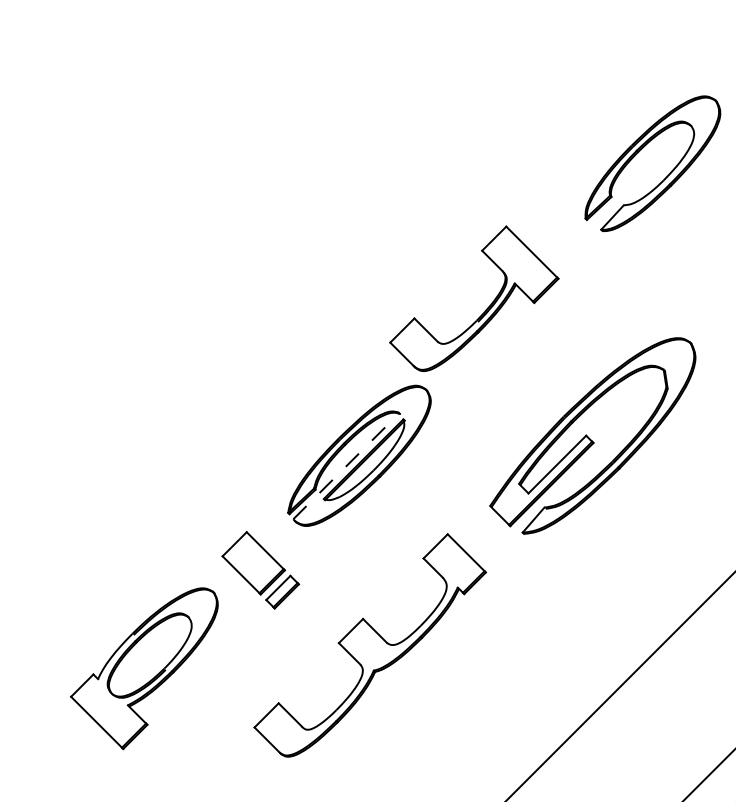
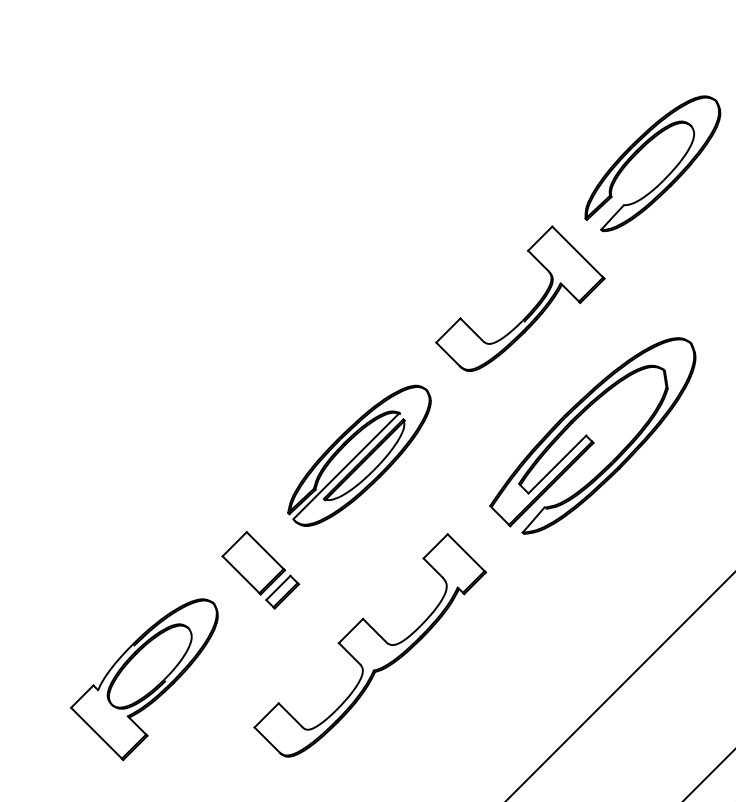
part position: (485, 309) -> (531, 309) (531, 309)
line: dashed -> solid (346, 465)
part position: (144, 668) -> (144, 679) (144, 679)
